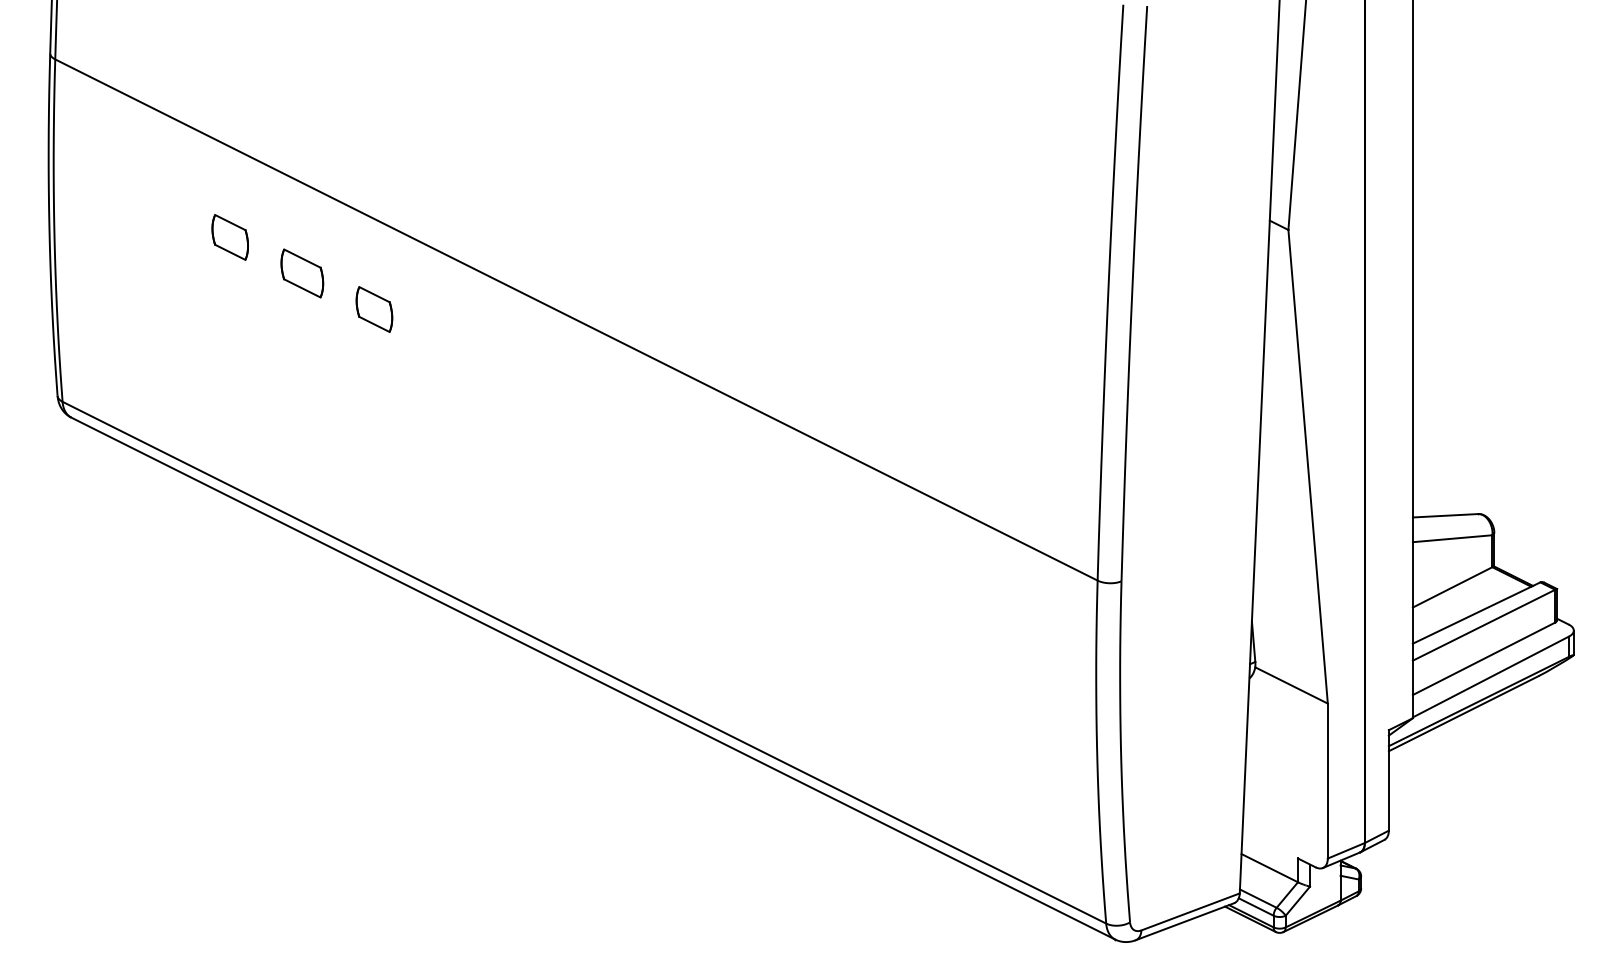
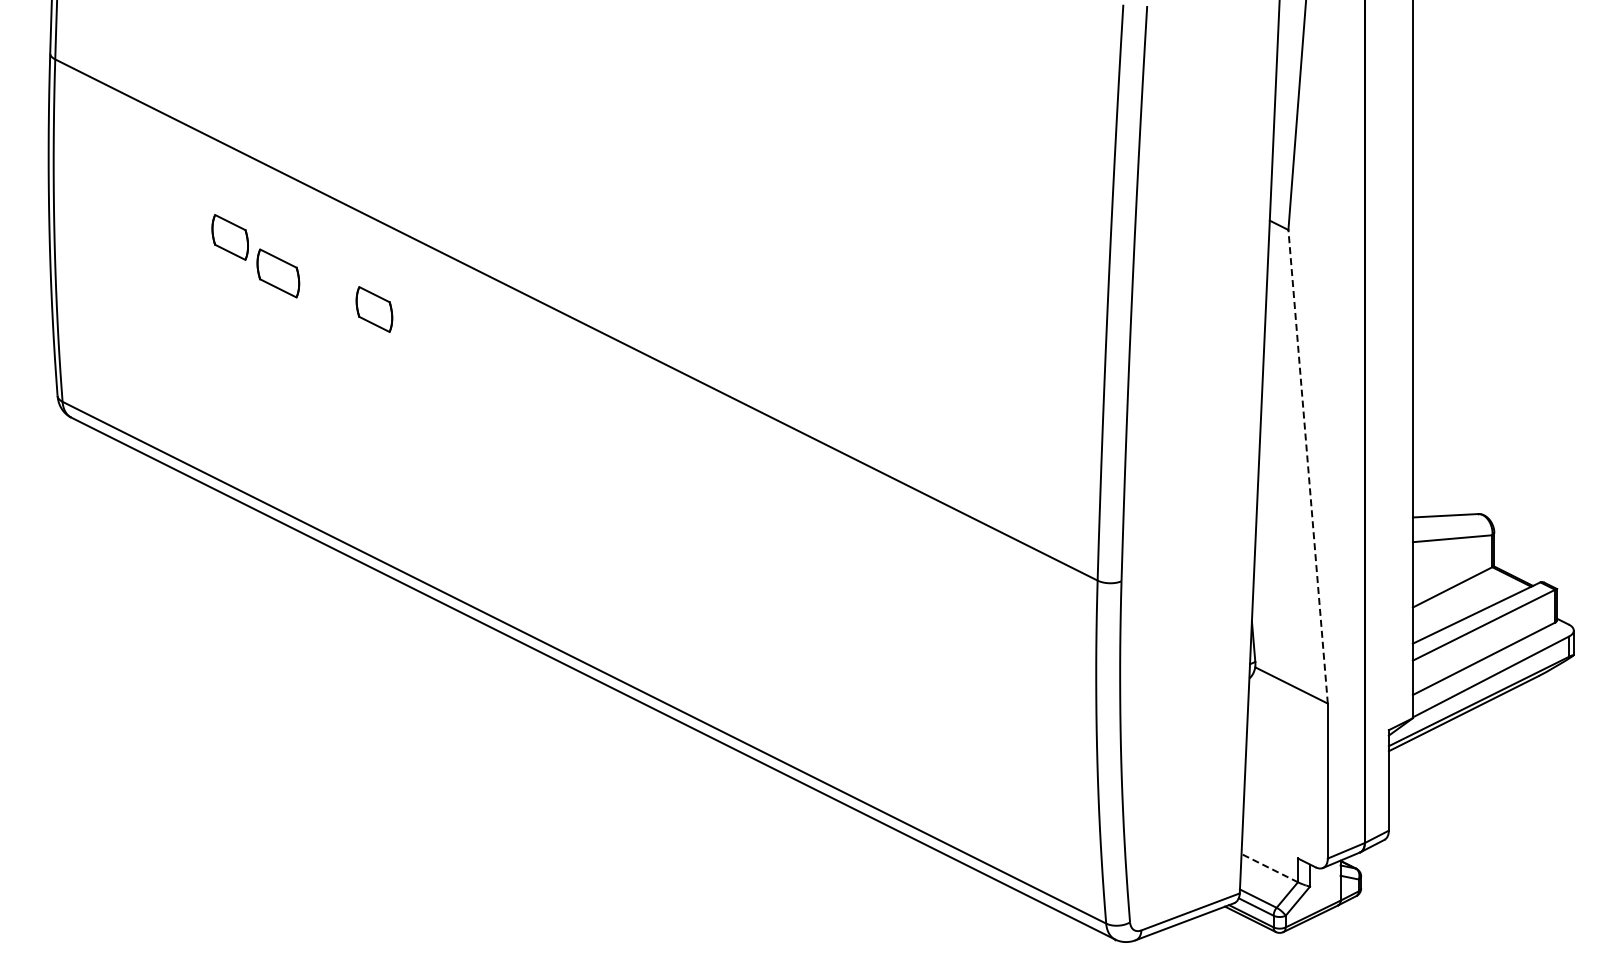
part position: (302, 273) -> (278, 273) (278, 273)
line: solid -> dashed (1308, 466)
line: solid -> dashed (1269, 868)
